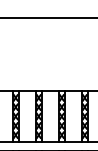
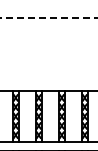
line: solid -> dashed (49, 18)
